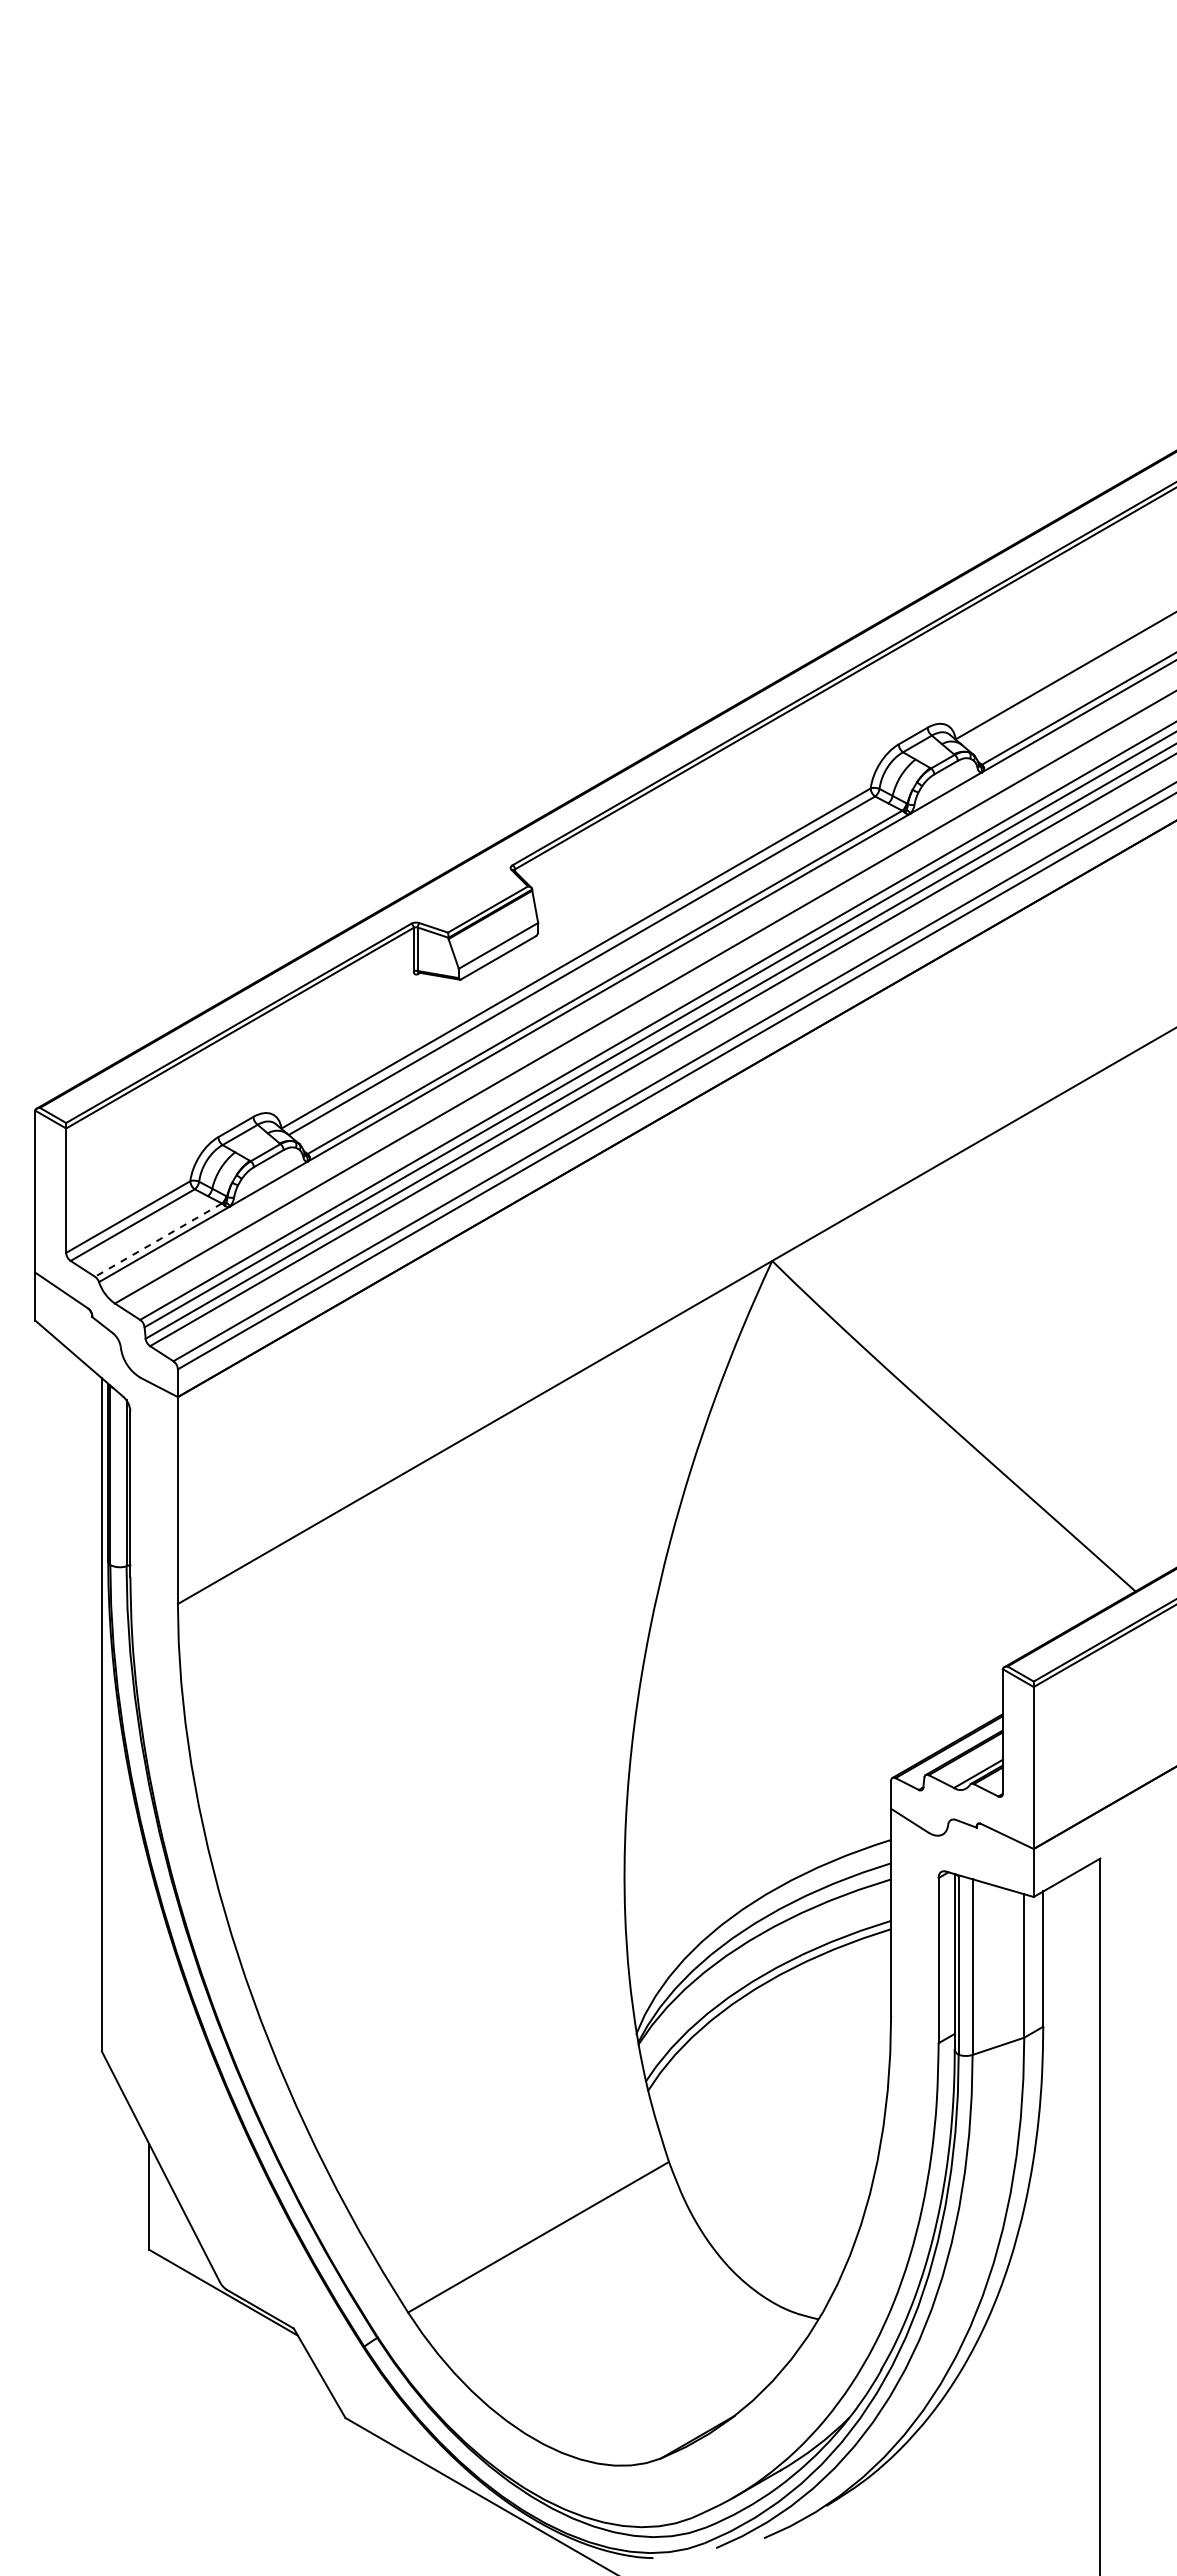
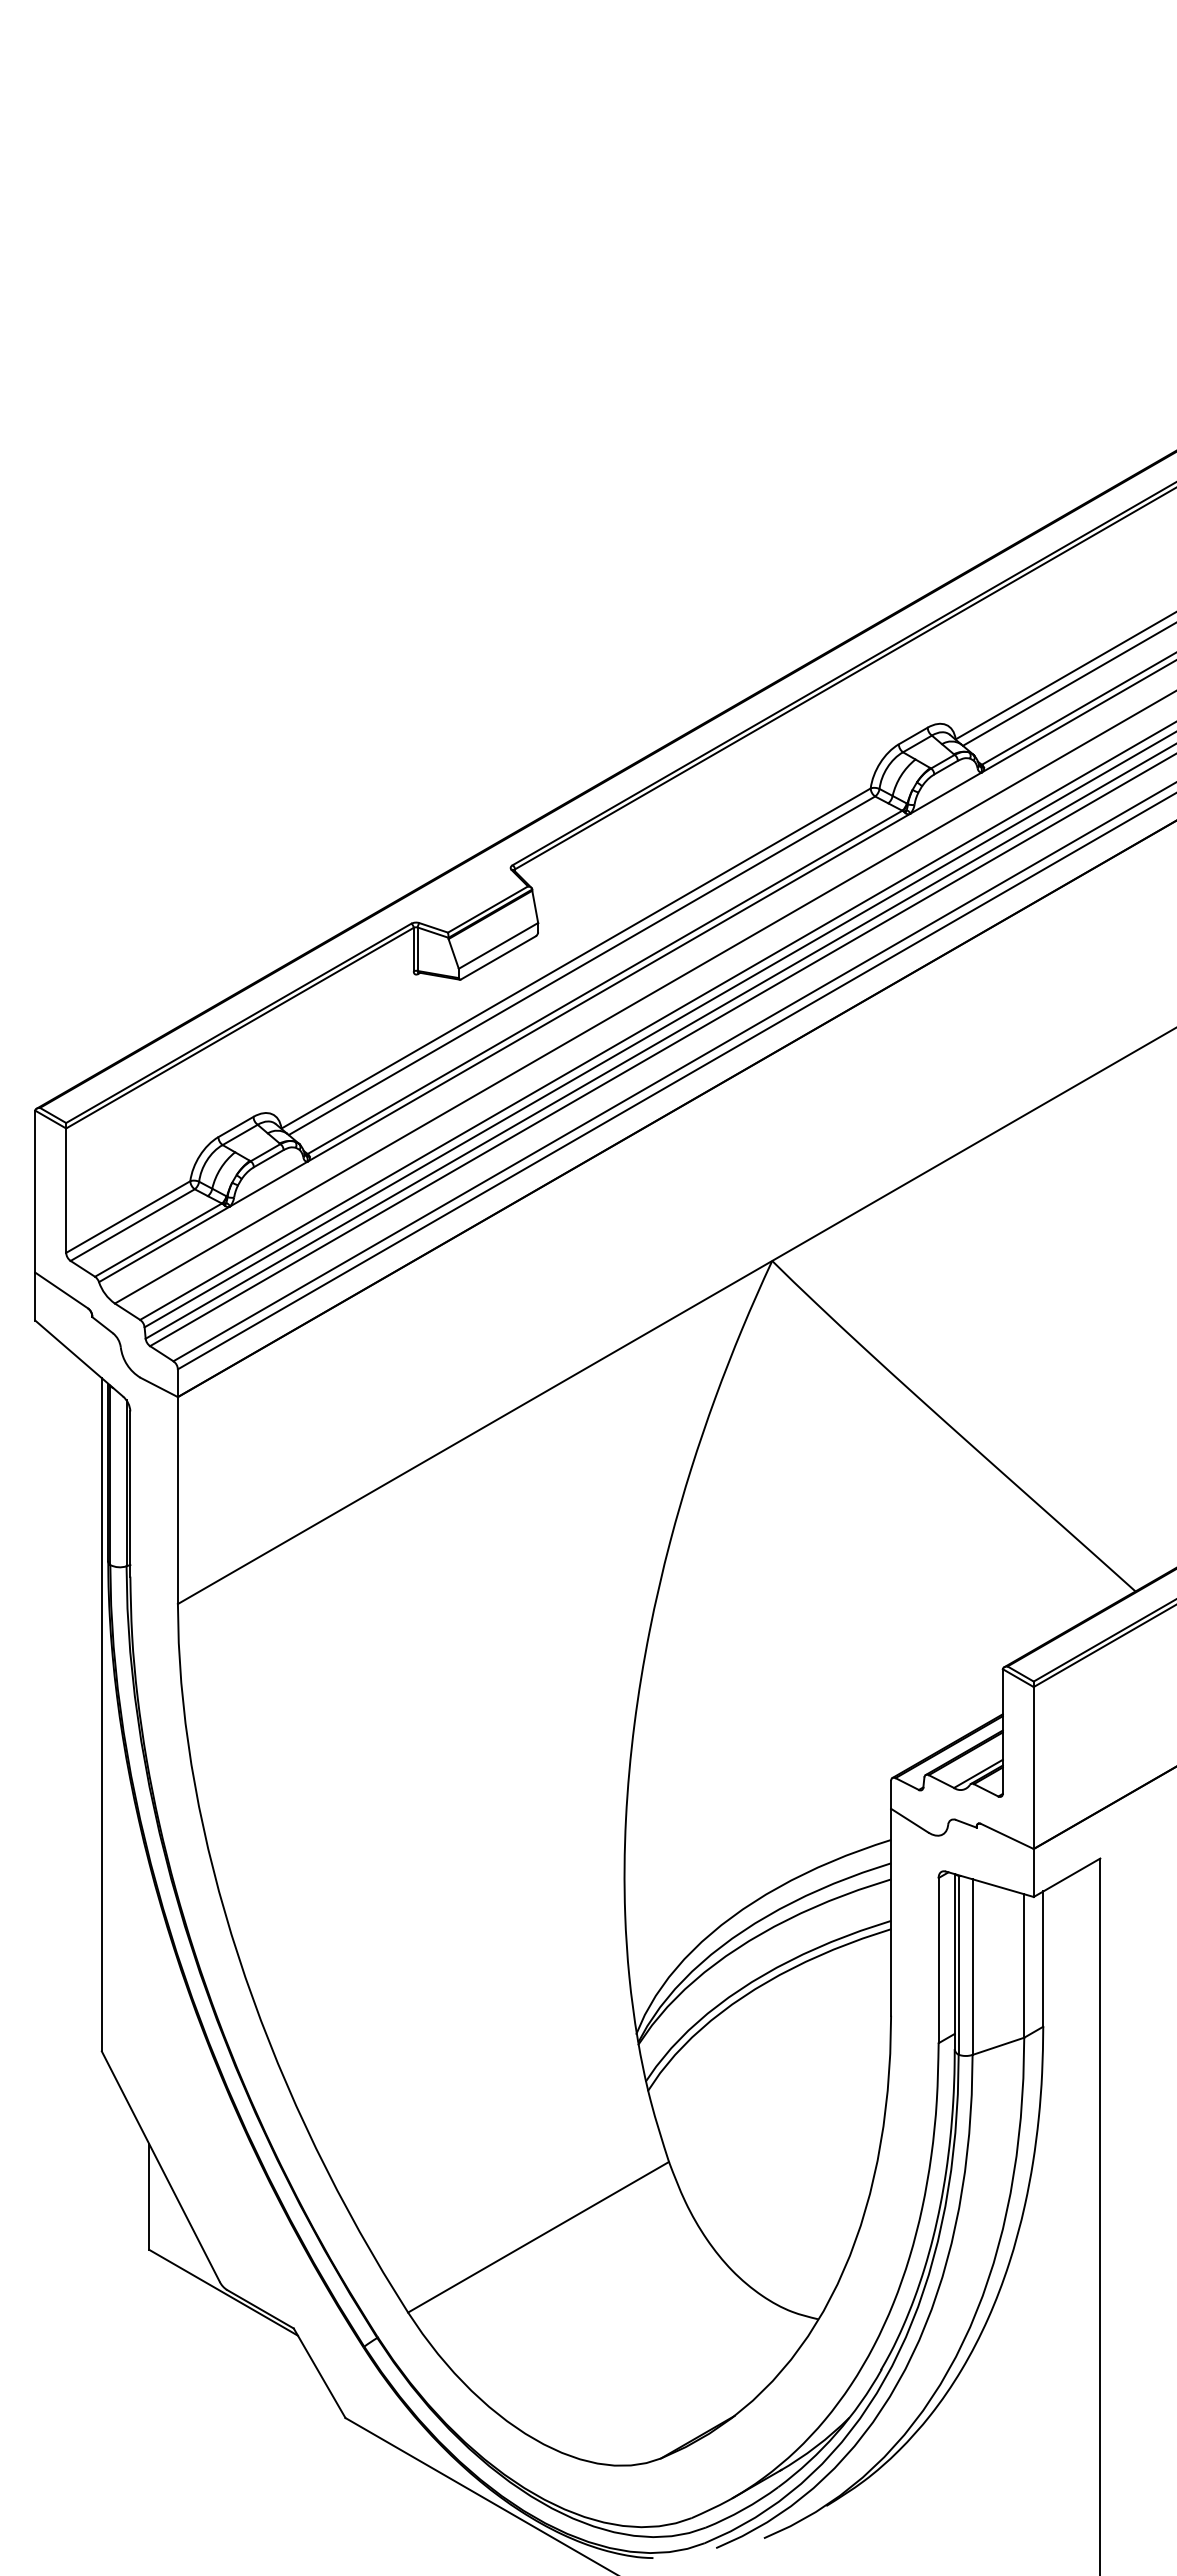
line: none -> present (1067, 684)
line: dashed -> solid (158, 1240)
